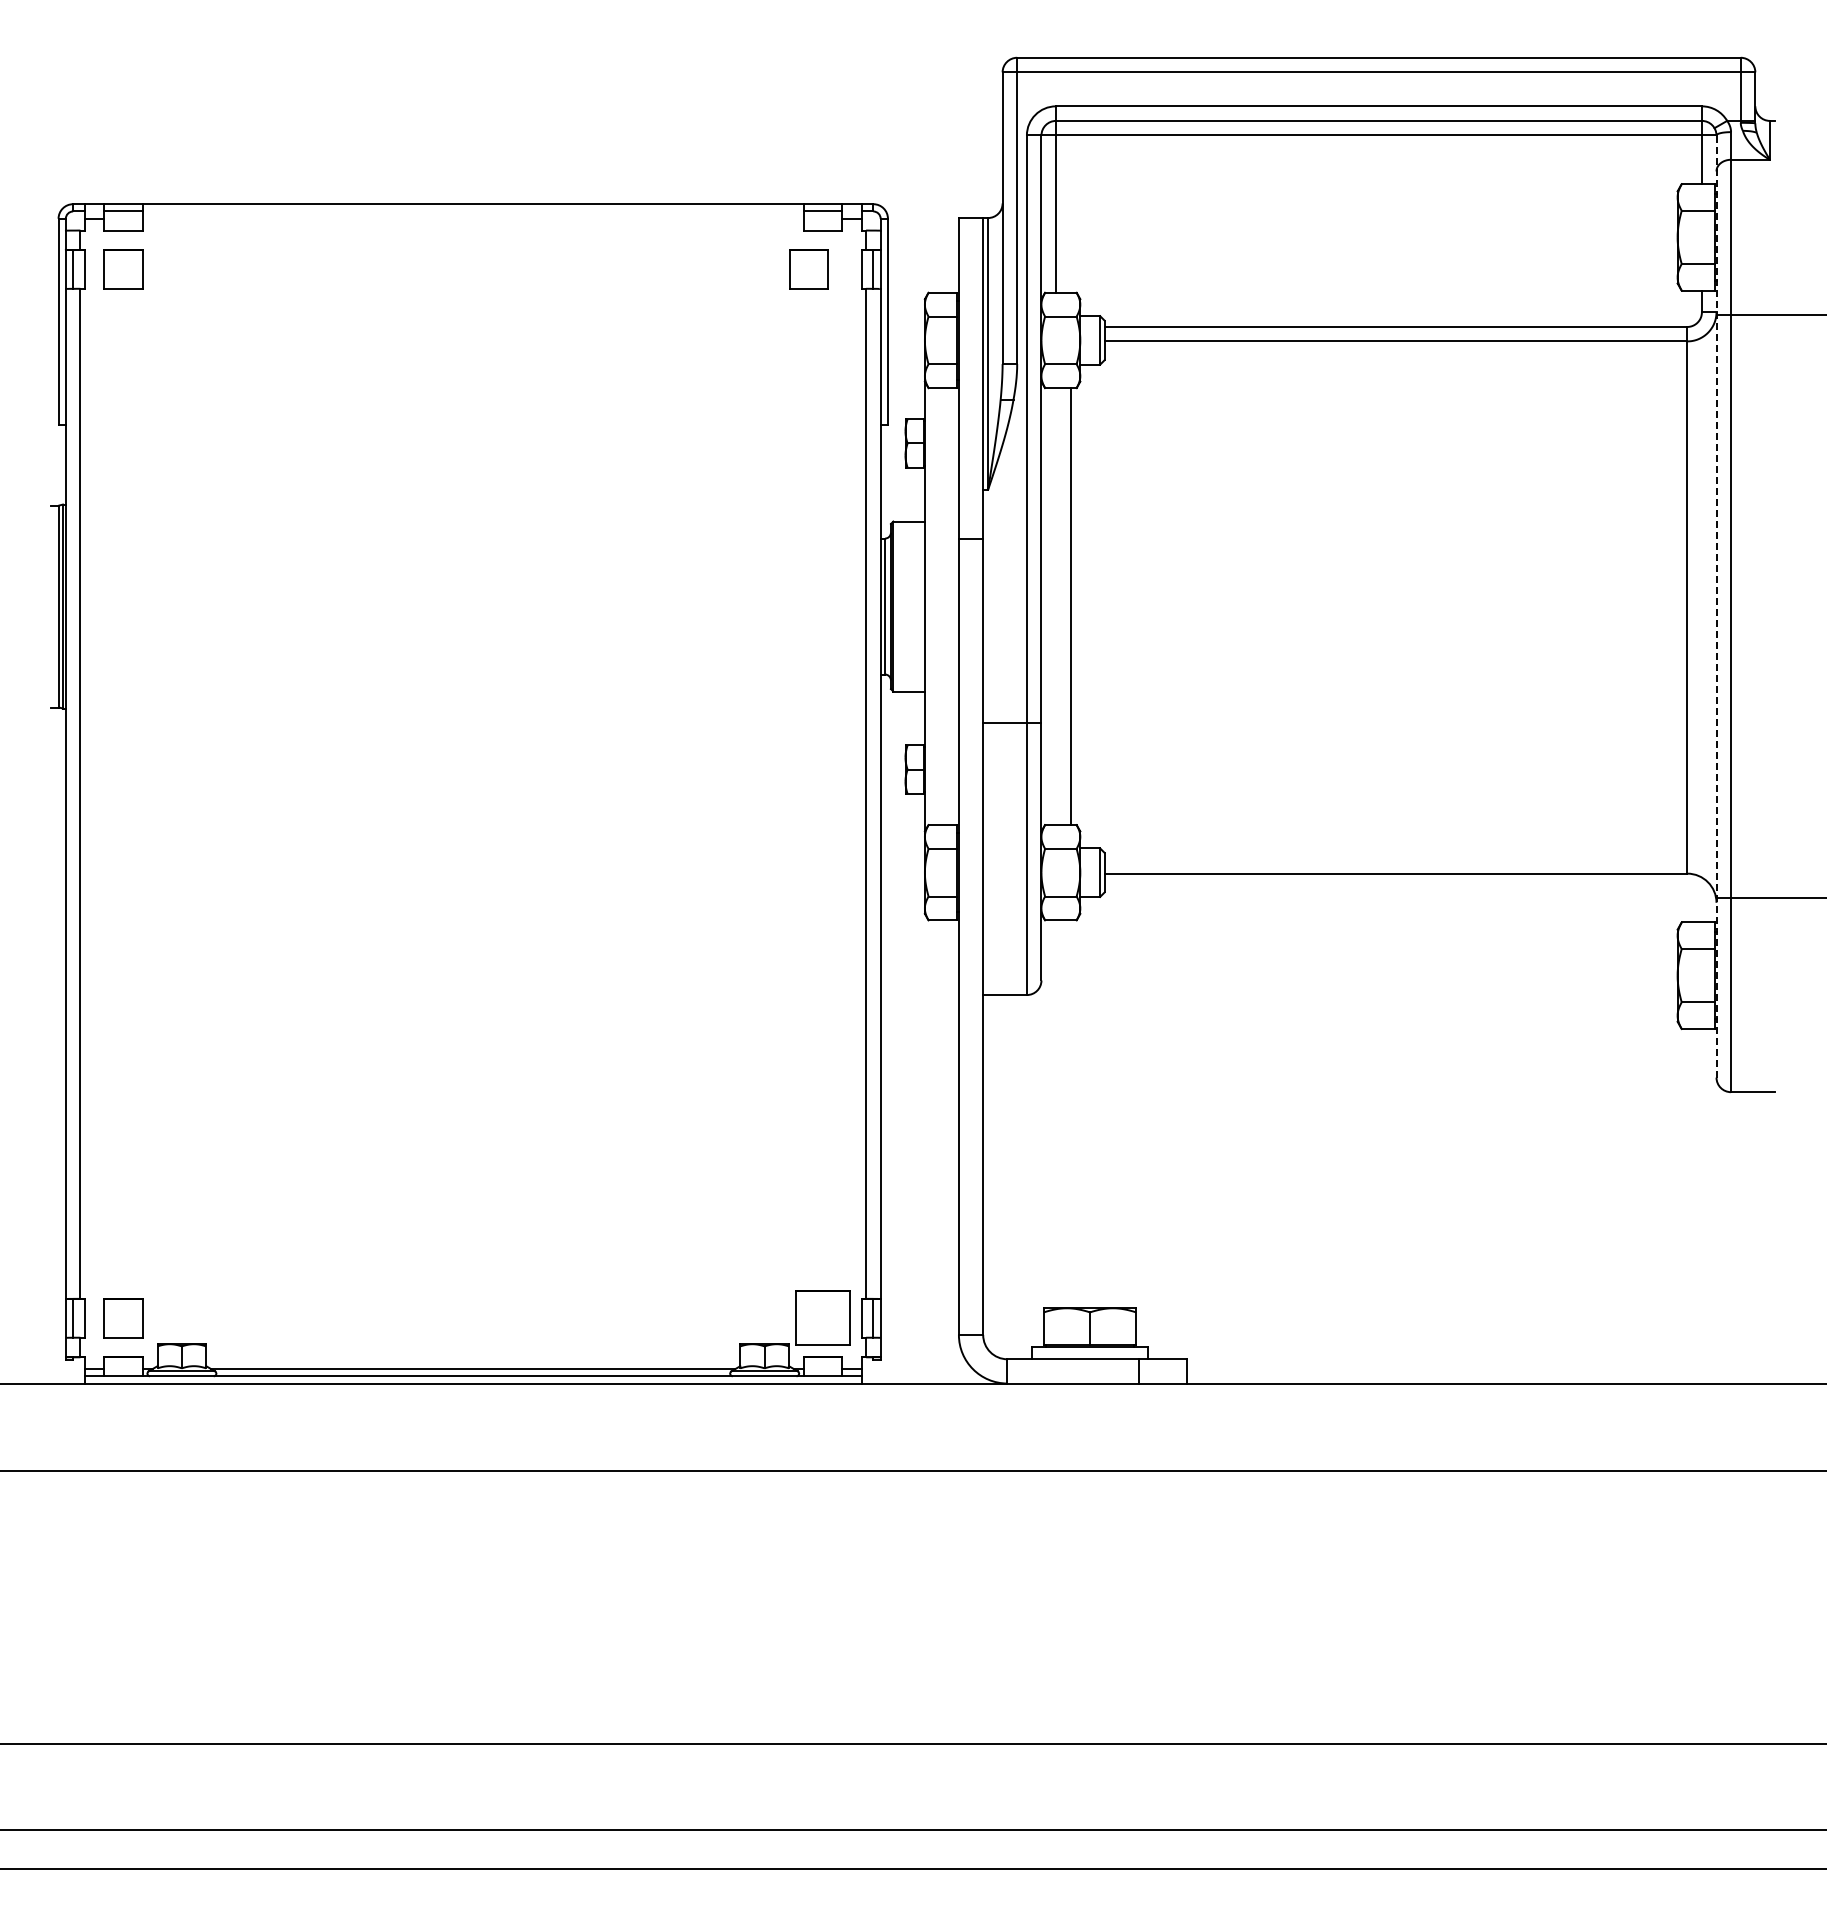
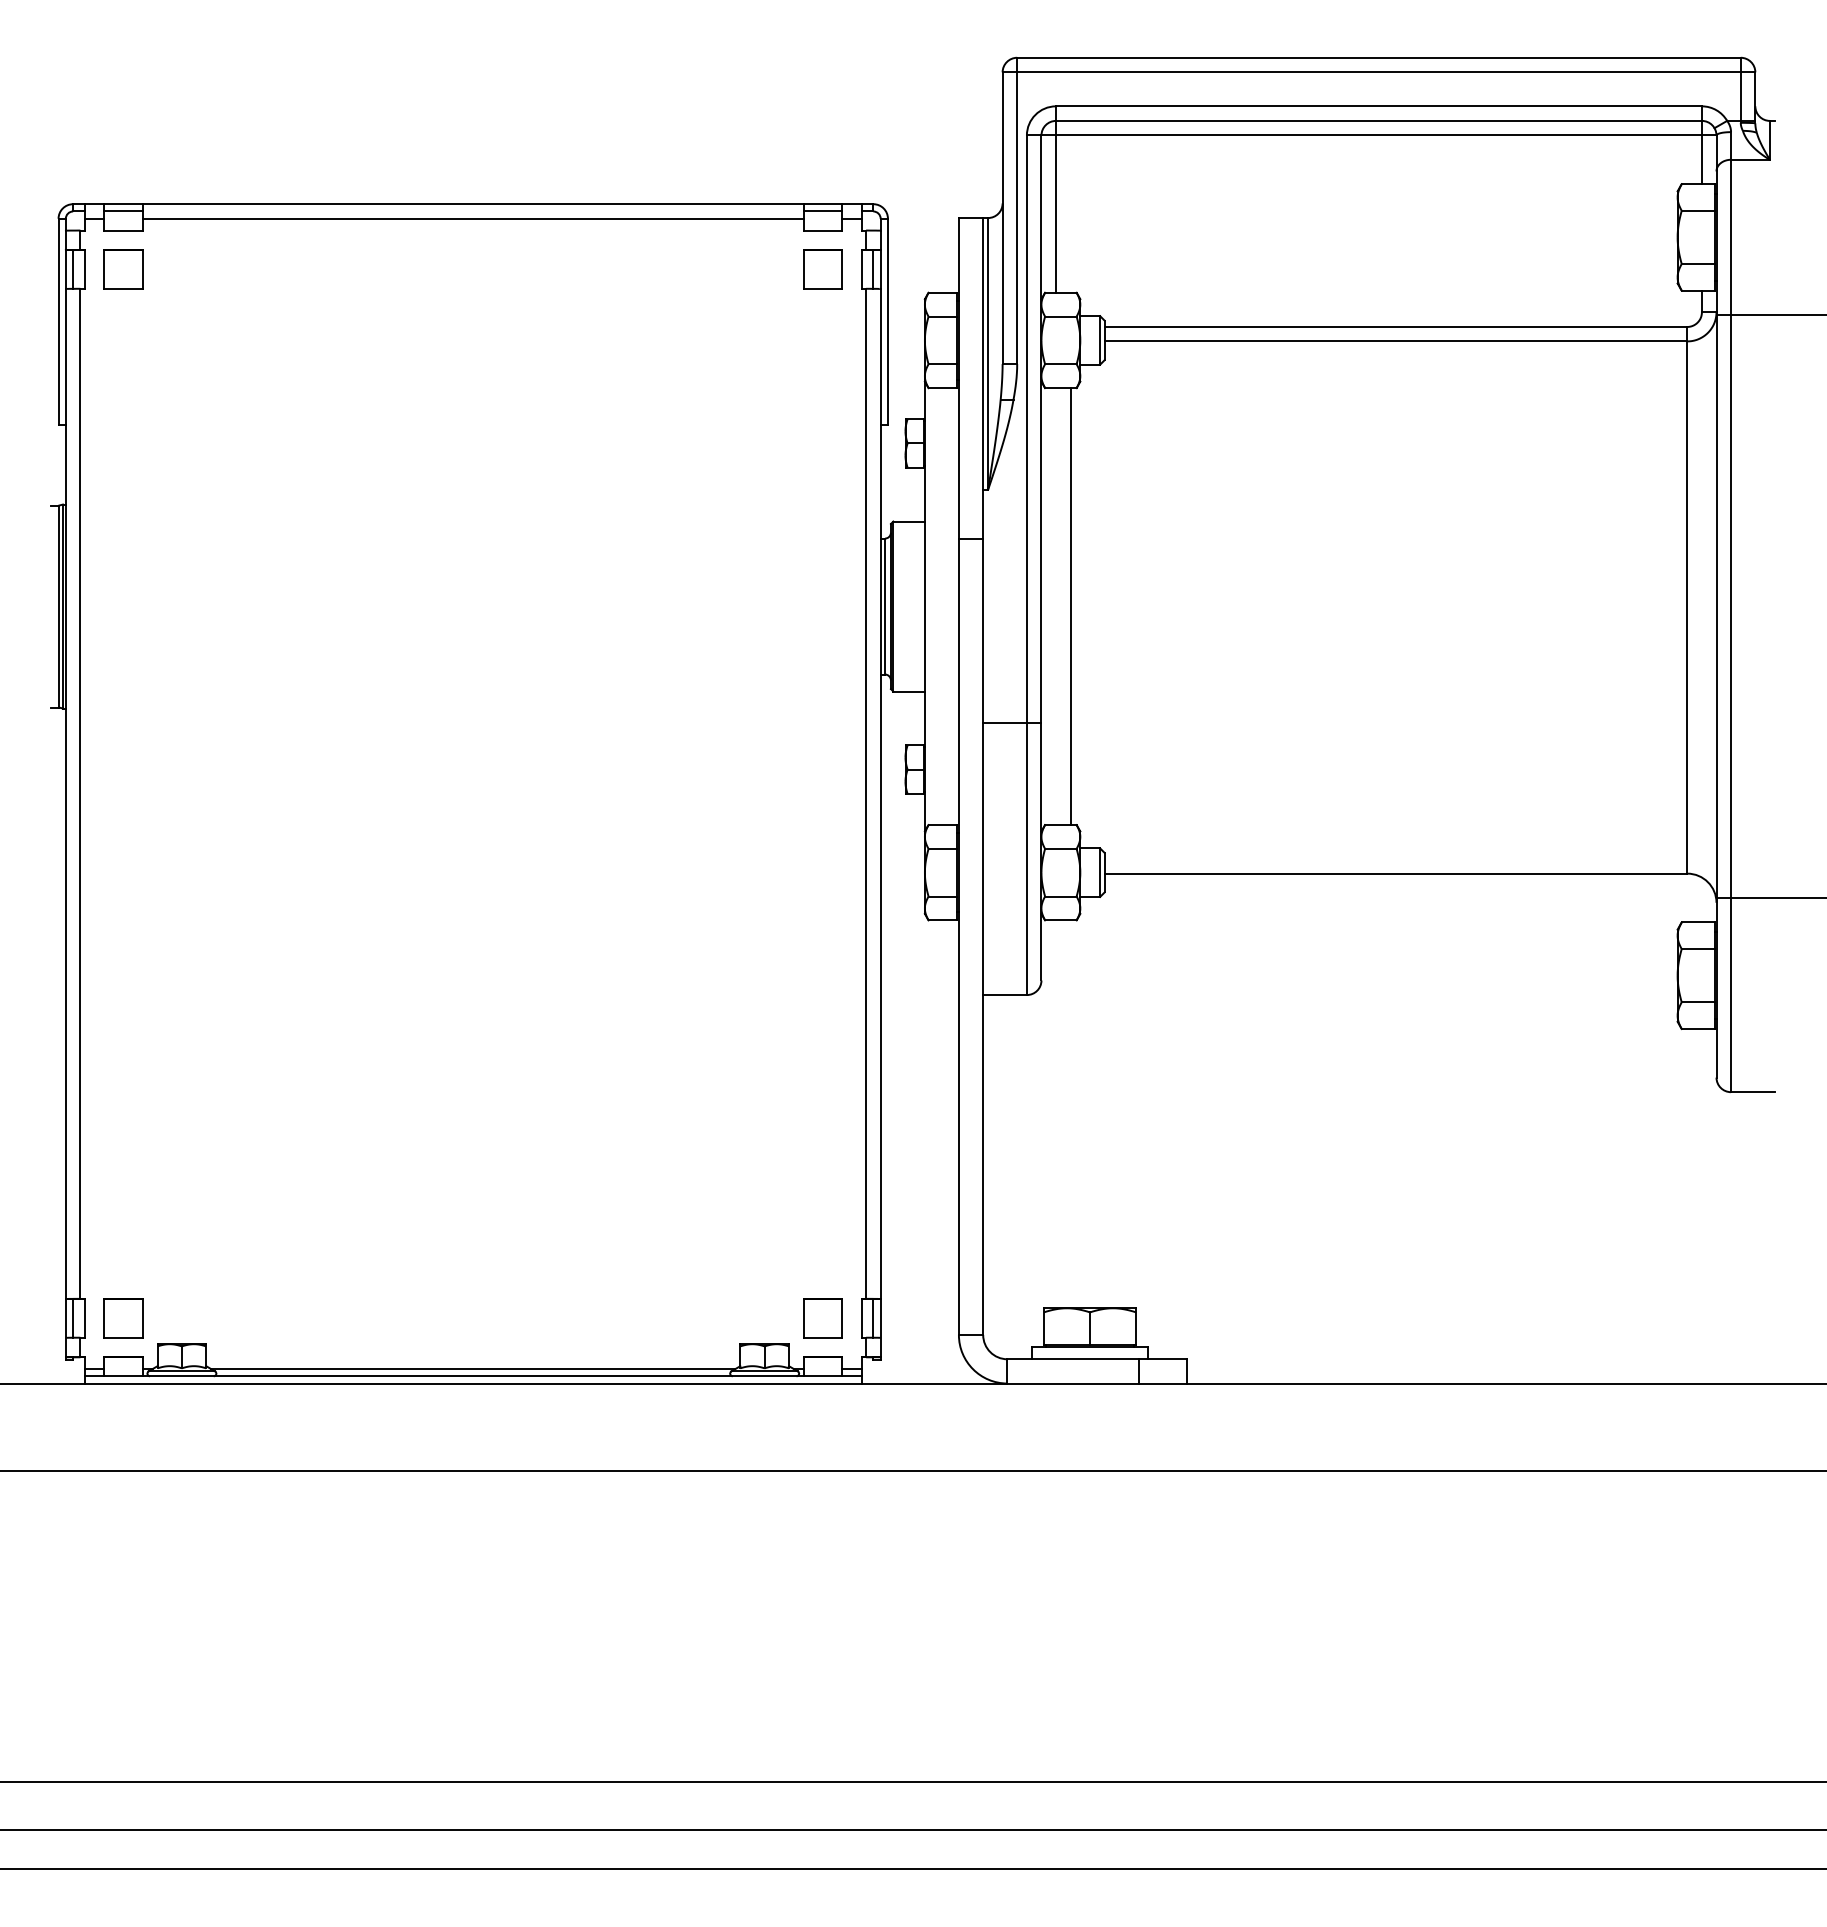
line: none -> present (473, 218)
part position: (808, 269) -> (822, 269) (822, 269)
line: dashed -> solid (1716, 606)
part size: 56x56 px -> 40x41 px (822, 1318)
line position: (912, 1743) -> (912, 1781) (912, 1781)
